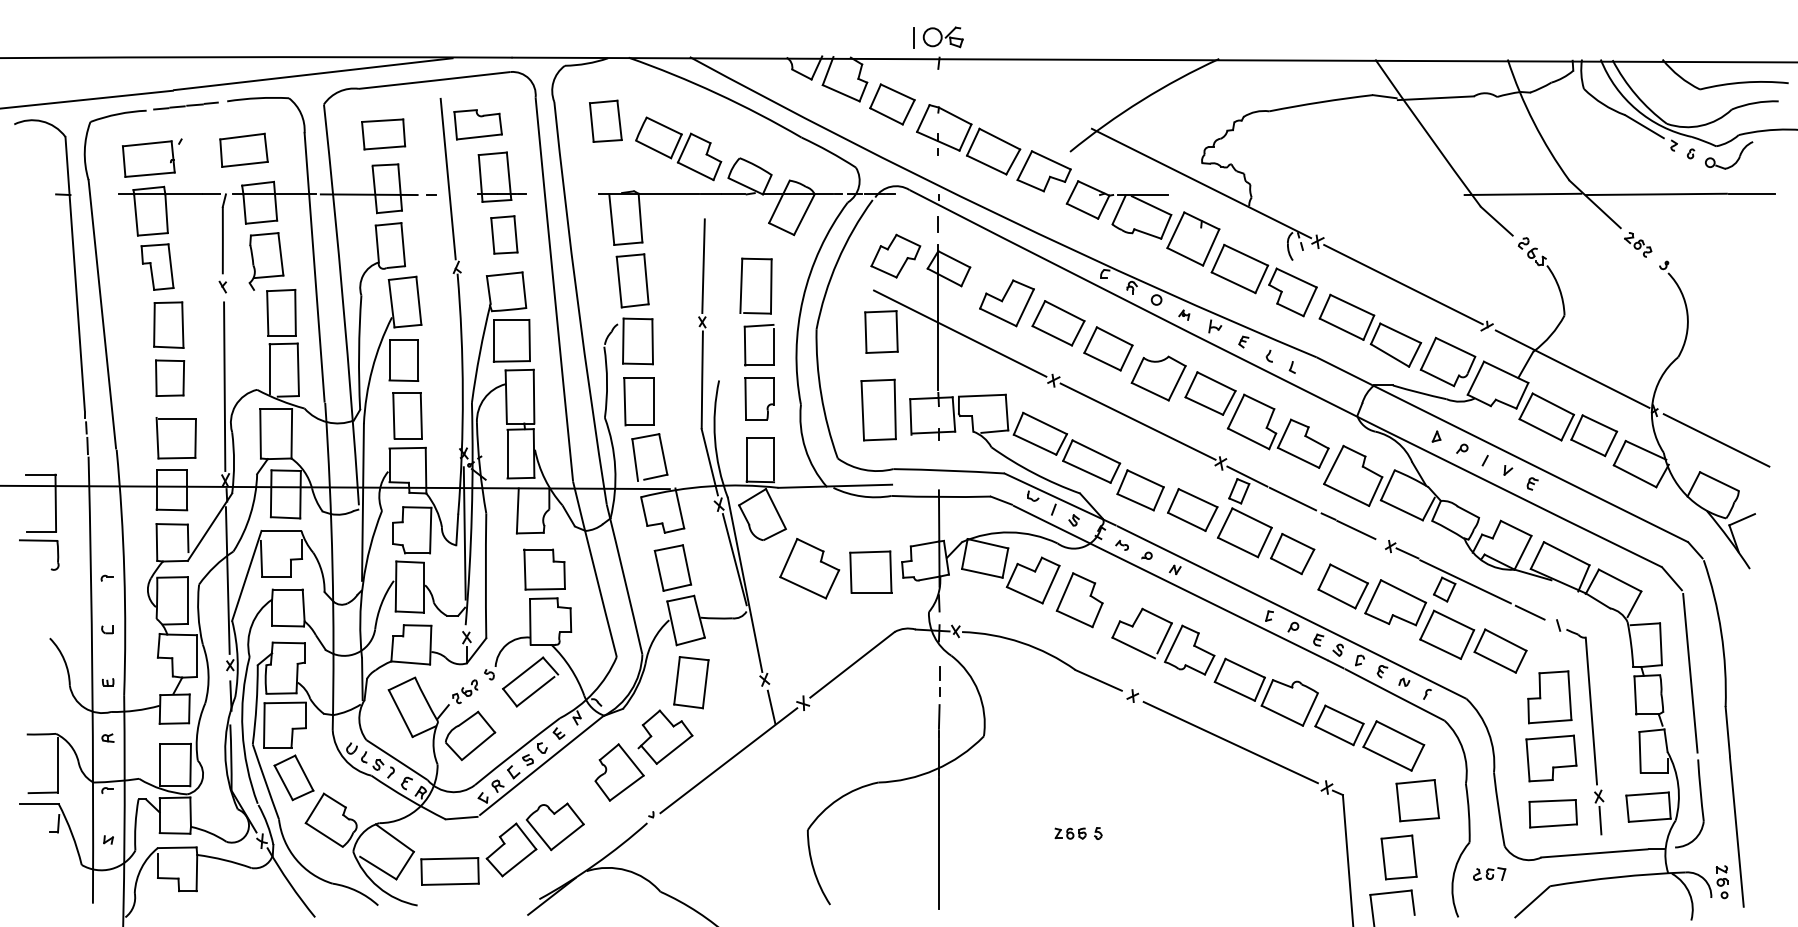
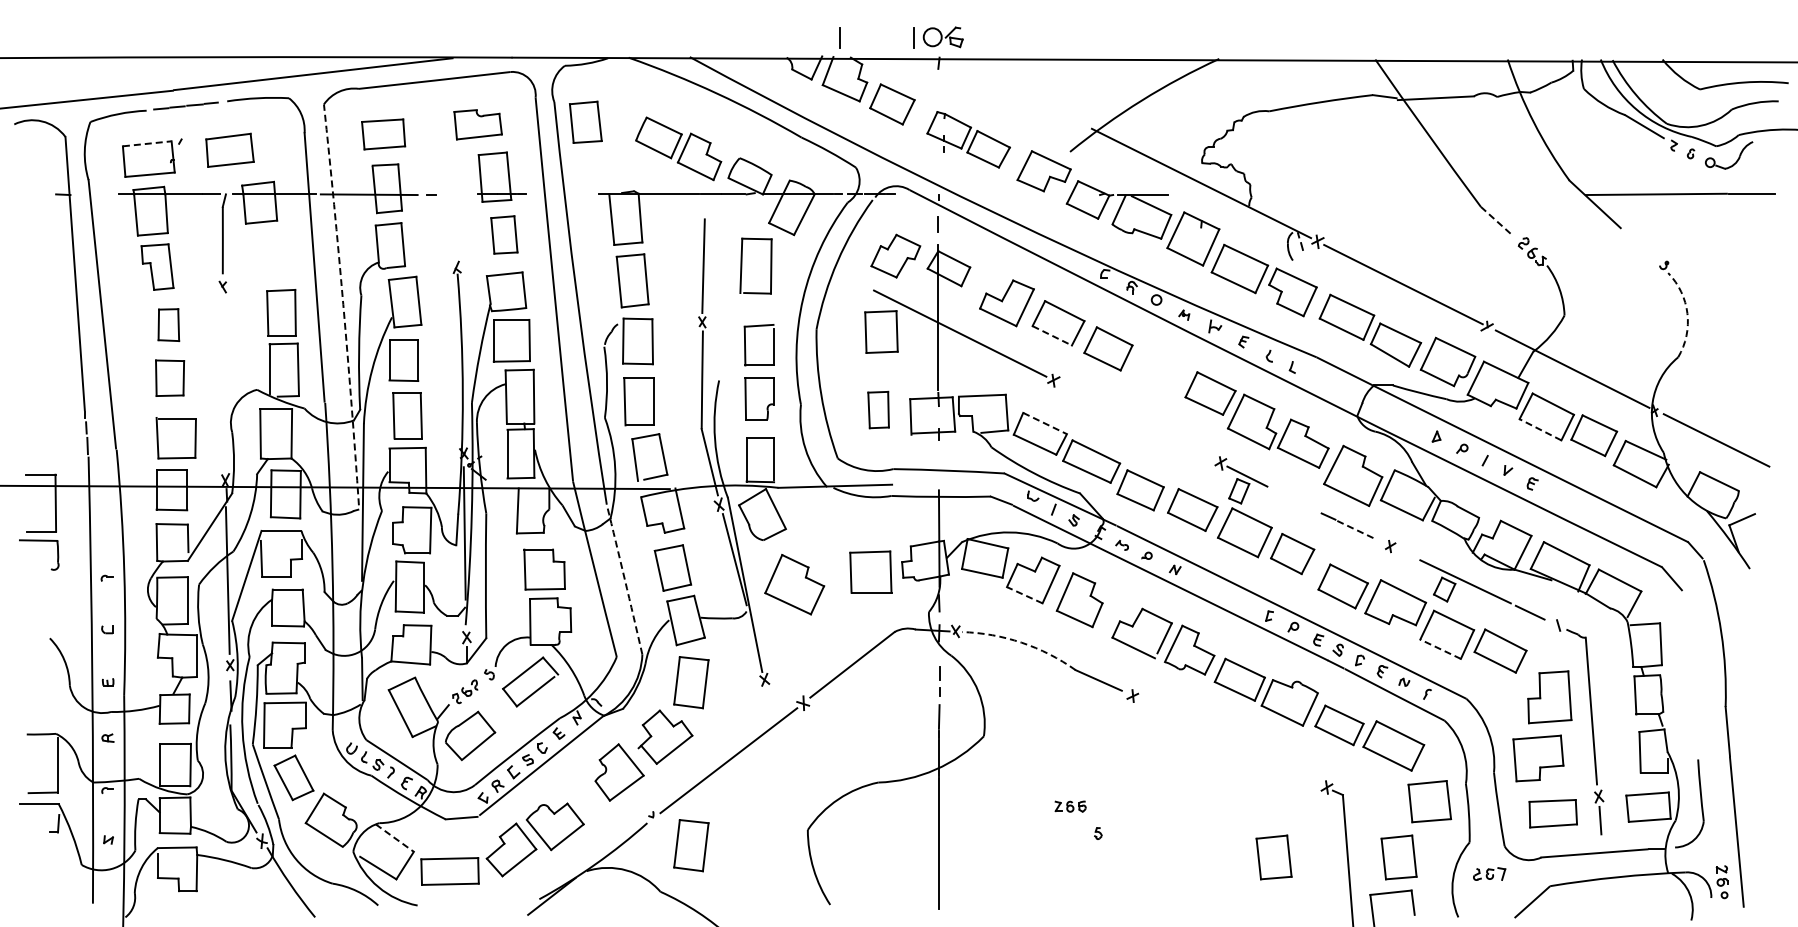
line: none -> present (839, 37)
part position: (605, 120) -> (585, 121) (585, 121)
part size: 106x72 px -> 85x58 px (968, 139)
line: solid -> dashed (147, 143)
part position: (243, 149) -> (229, 149) (229, 149)
line: present -> none (447, 178)
line: present -> none (1522, 194)
line: solid -> dashed (1497, 221)
part: present -> none (1638, 244)
part: present -> none (266, 261)
part position: (742, 285) -> (742, 265) (742, 265)
arc: solid -> dashed (343, 304)
arc: solid -> dashed (1687, 313)
part size: 32x48 px -> 24x34 px (168, 324)
line: solid -> dashed (1052, 335)
part: present -> none (1158, 378)
line: present -> none (224, 386)
part size: 37x64 px -> 23x40 px (878, 409)
line: present -> none (1137, 421)
line: solid -> dashed (1045, 423)
line: solid -> dashed (1540, 429)
line: present -> none (1292, 498)
line: solid -> dashed (1356, 530)
line: present -> none (1407, 553)
part position: (809, 568) -> (794, 584) (794, 584)
arc: solid -> dashed (624, 579)
line: solid -> dashed (1024, 595)
arc: solid -> dashed (1021, 642)
line: solid -> dashed (1440, 649)
line: present -> none (1690, 672)
line: present -> none (771, 706)
line: present -> none (1230, 742)
part position: (1551, 758) -> (1538, 758) (1538, 758)
part position: (1417, 800) -> (1429, 801) (1429, 801)
part position: (1070, 833) -> (1070, 806) (1070, 806)
line: solid -> dashed (395, 838)
part: none -> present (691, 845)
part: none -> present (1273, 857)
